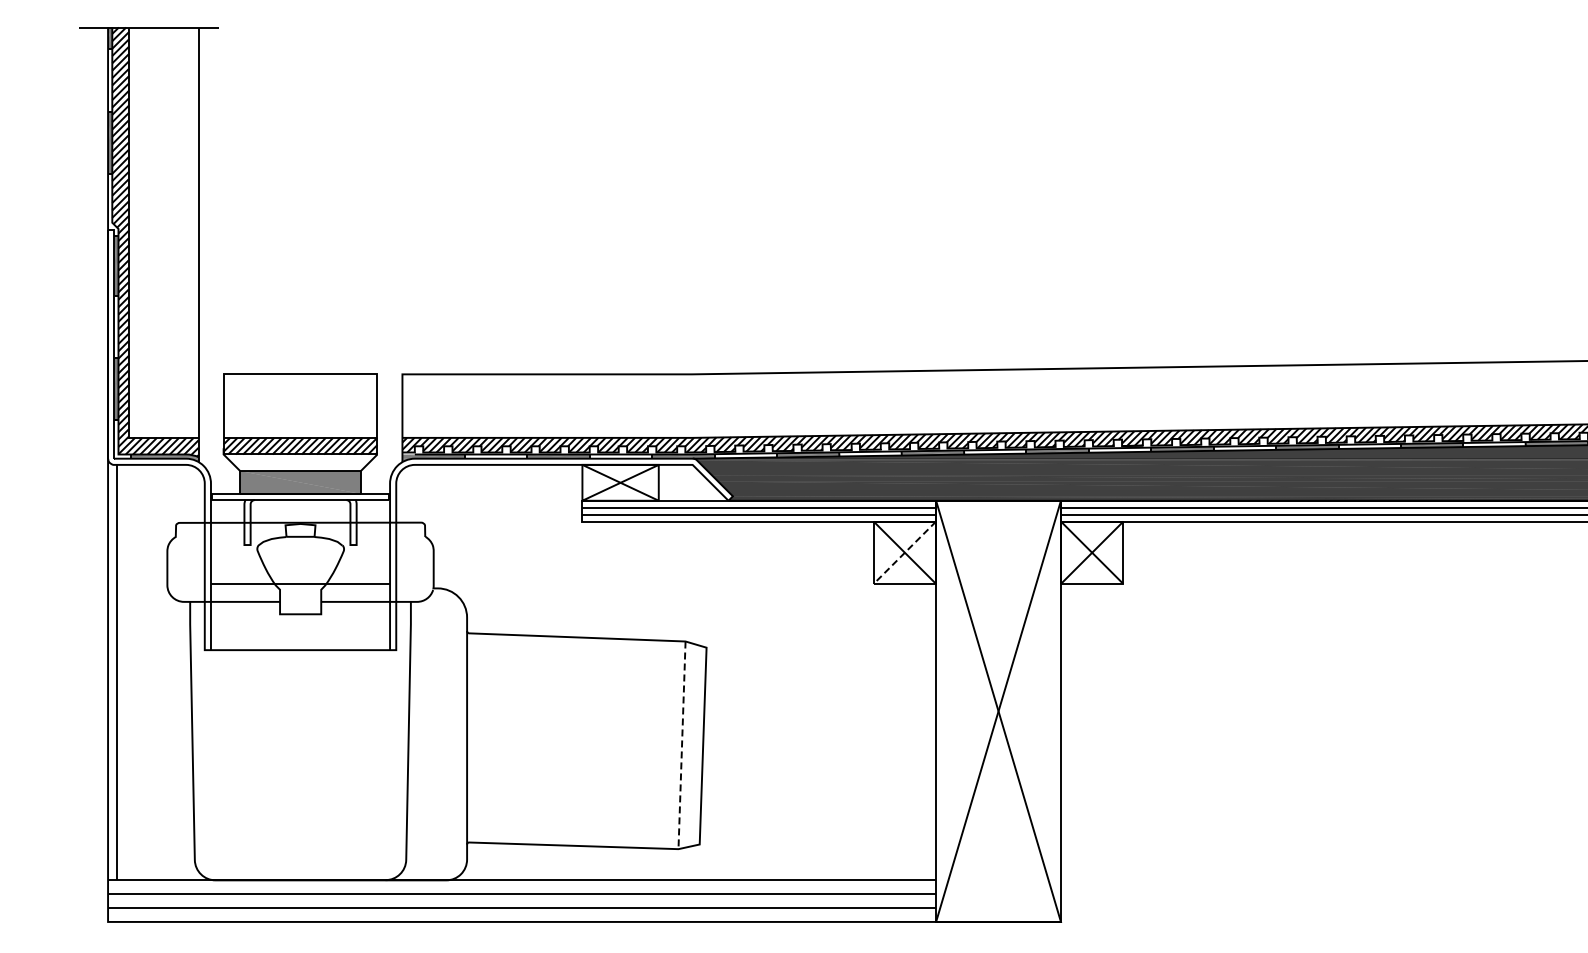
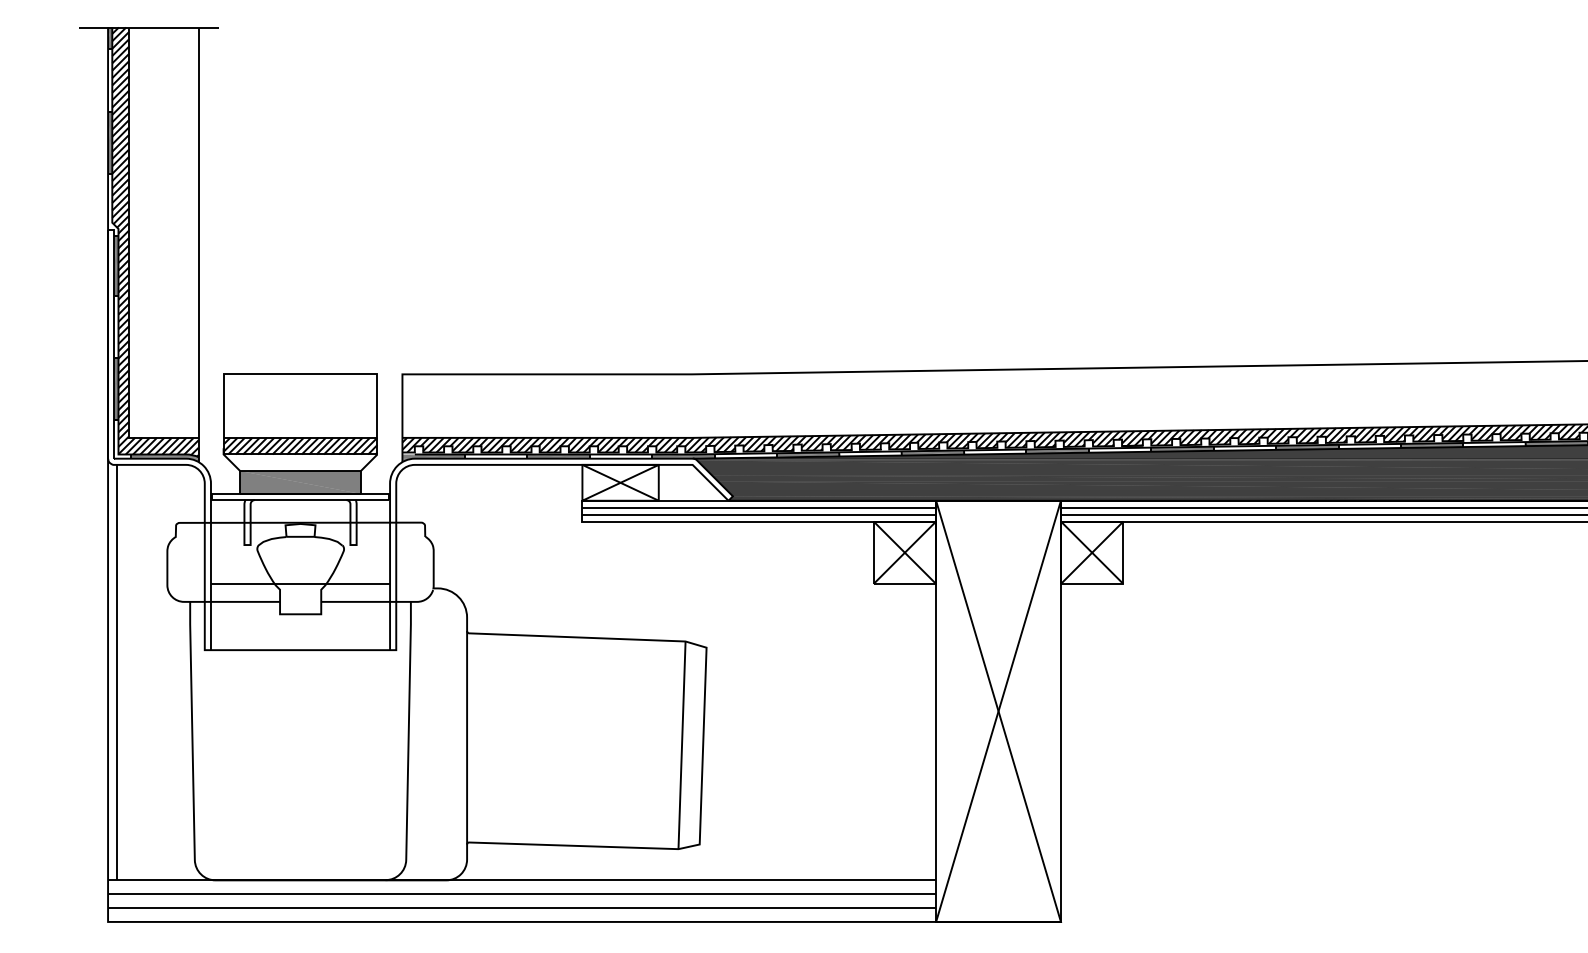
line: dashed -> solid (904, 553)
line: dashed -> solid (682, 745)
